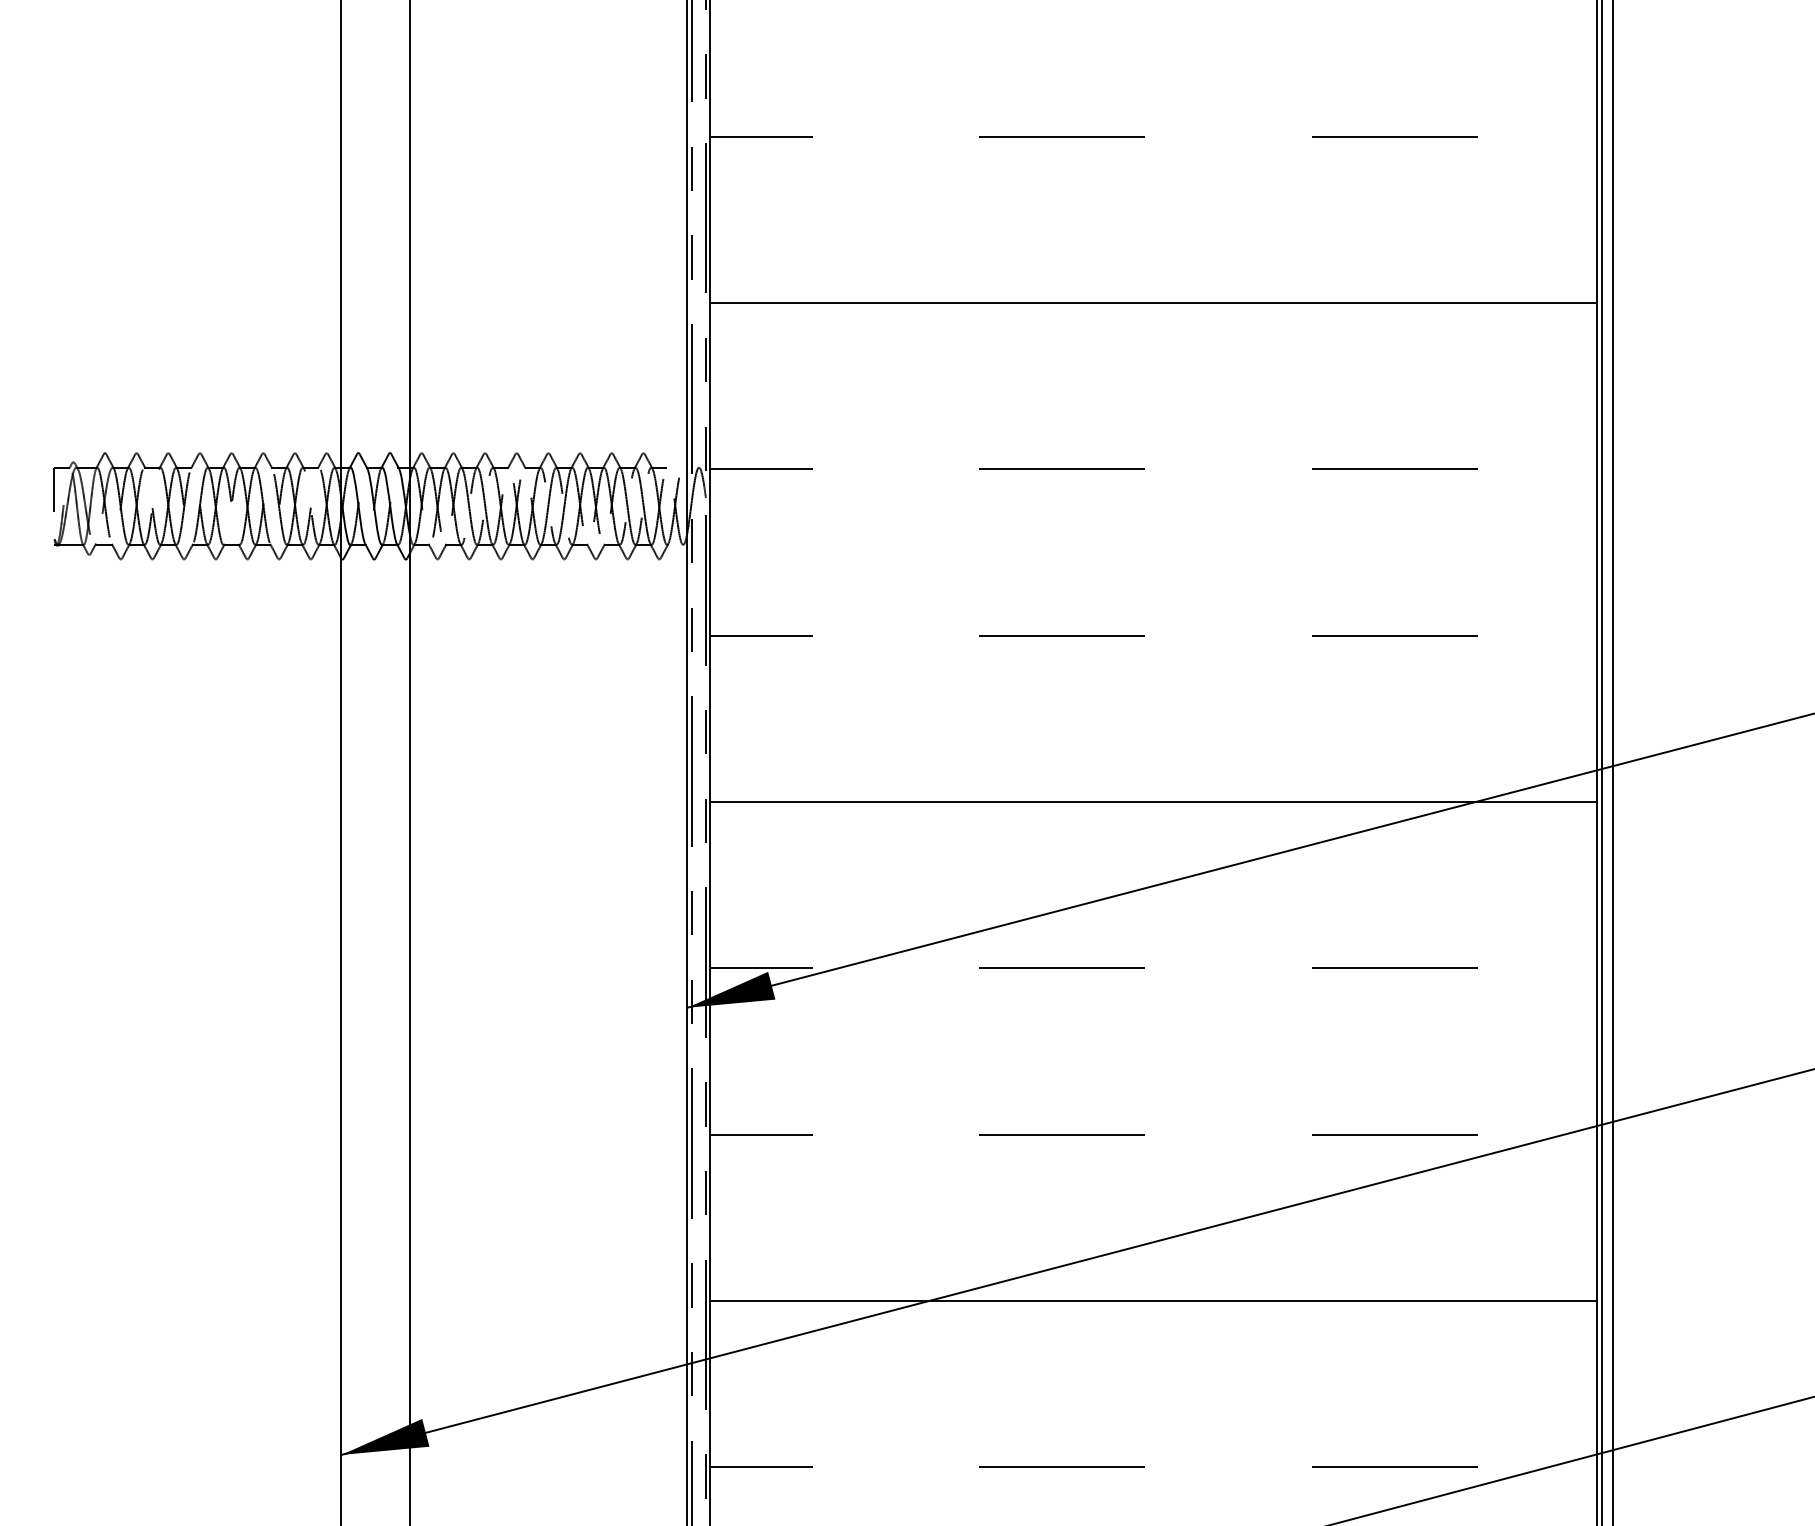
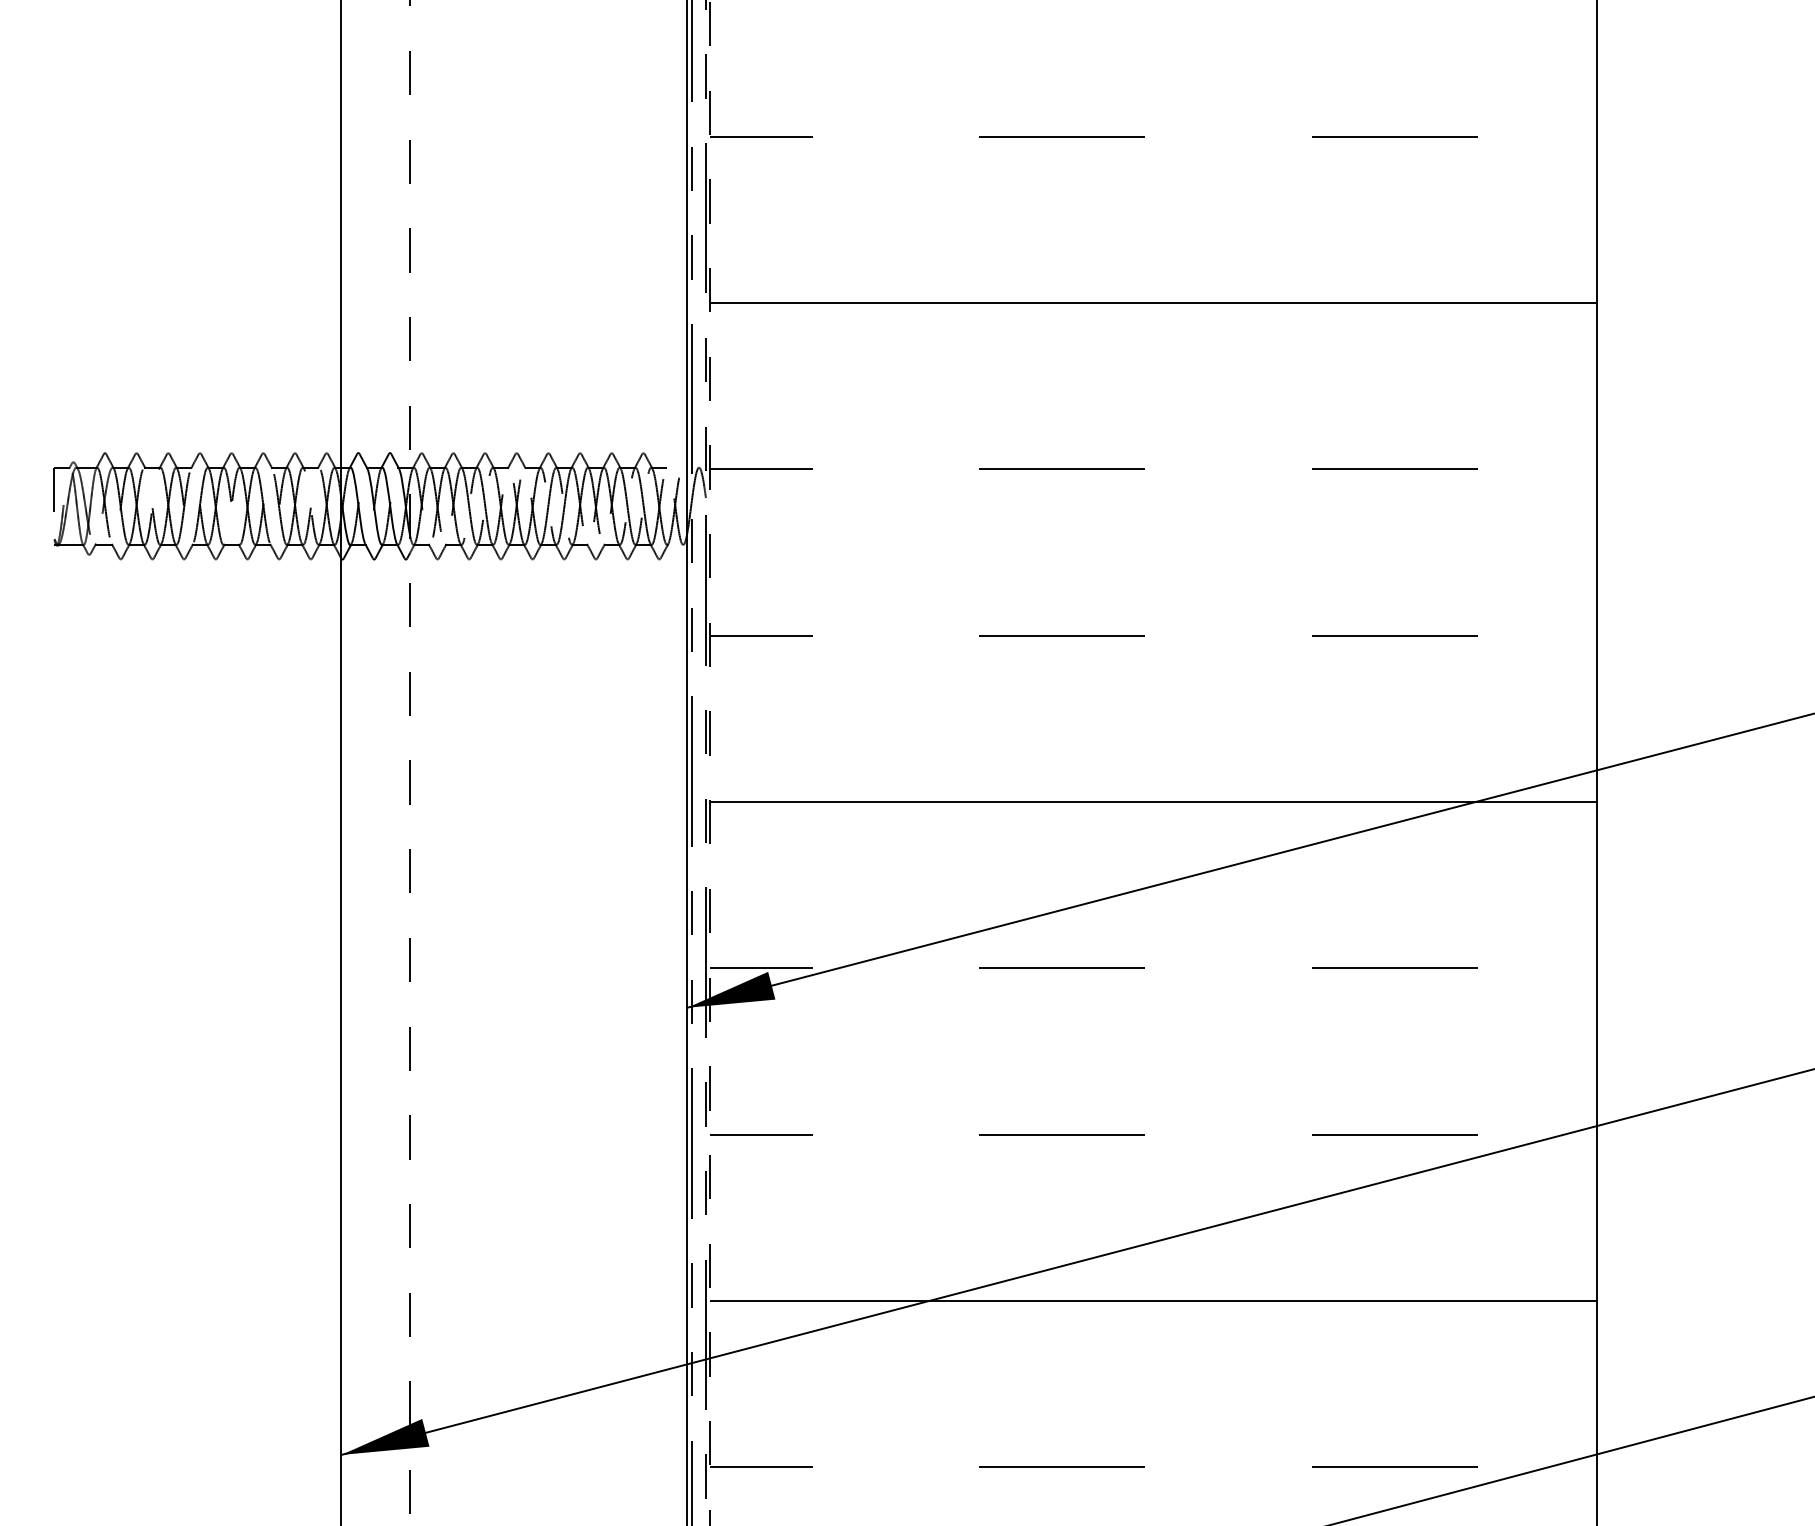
line: solid -> dashed (410, 762)
line: present -> none (1601, 762)
line: present -> none (1613, 762)
line: solid -> dashed (710, 763)
